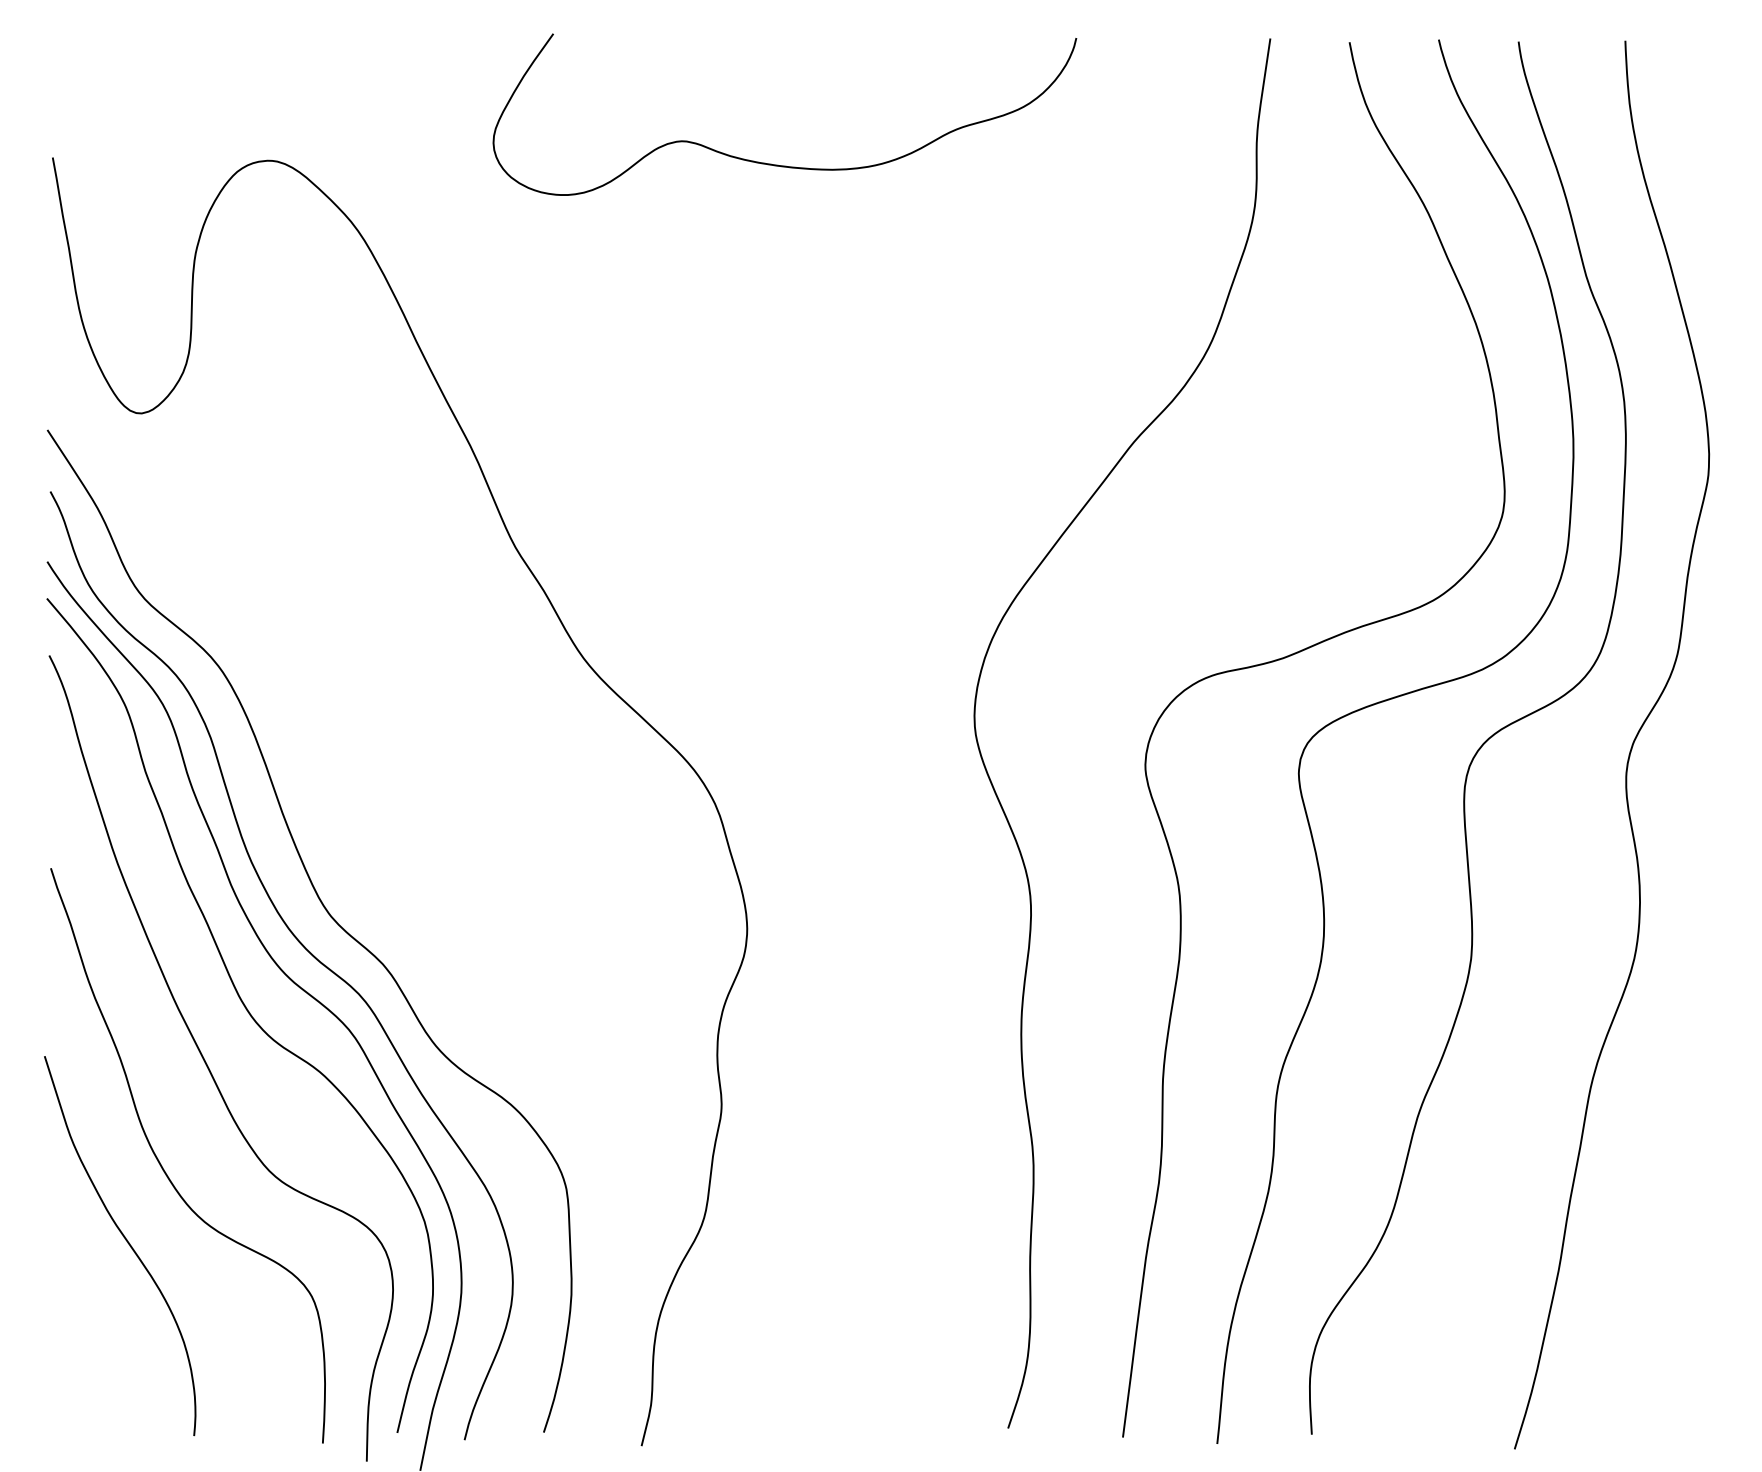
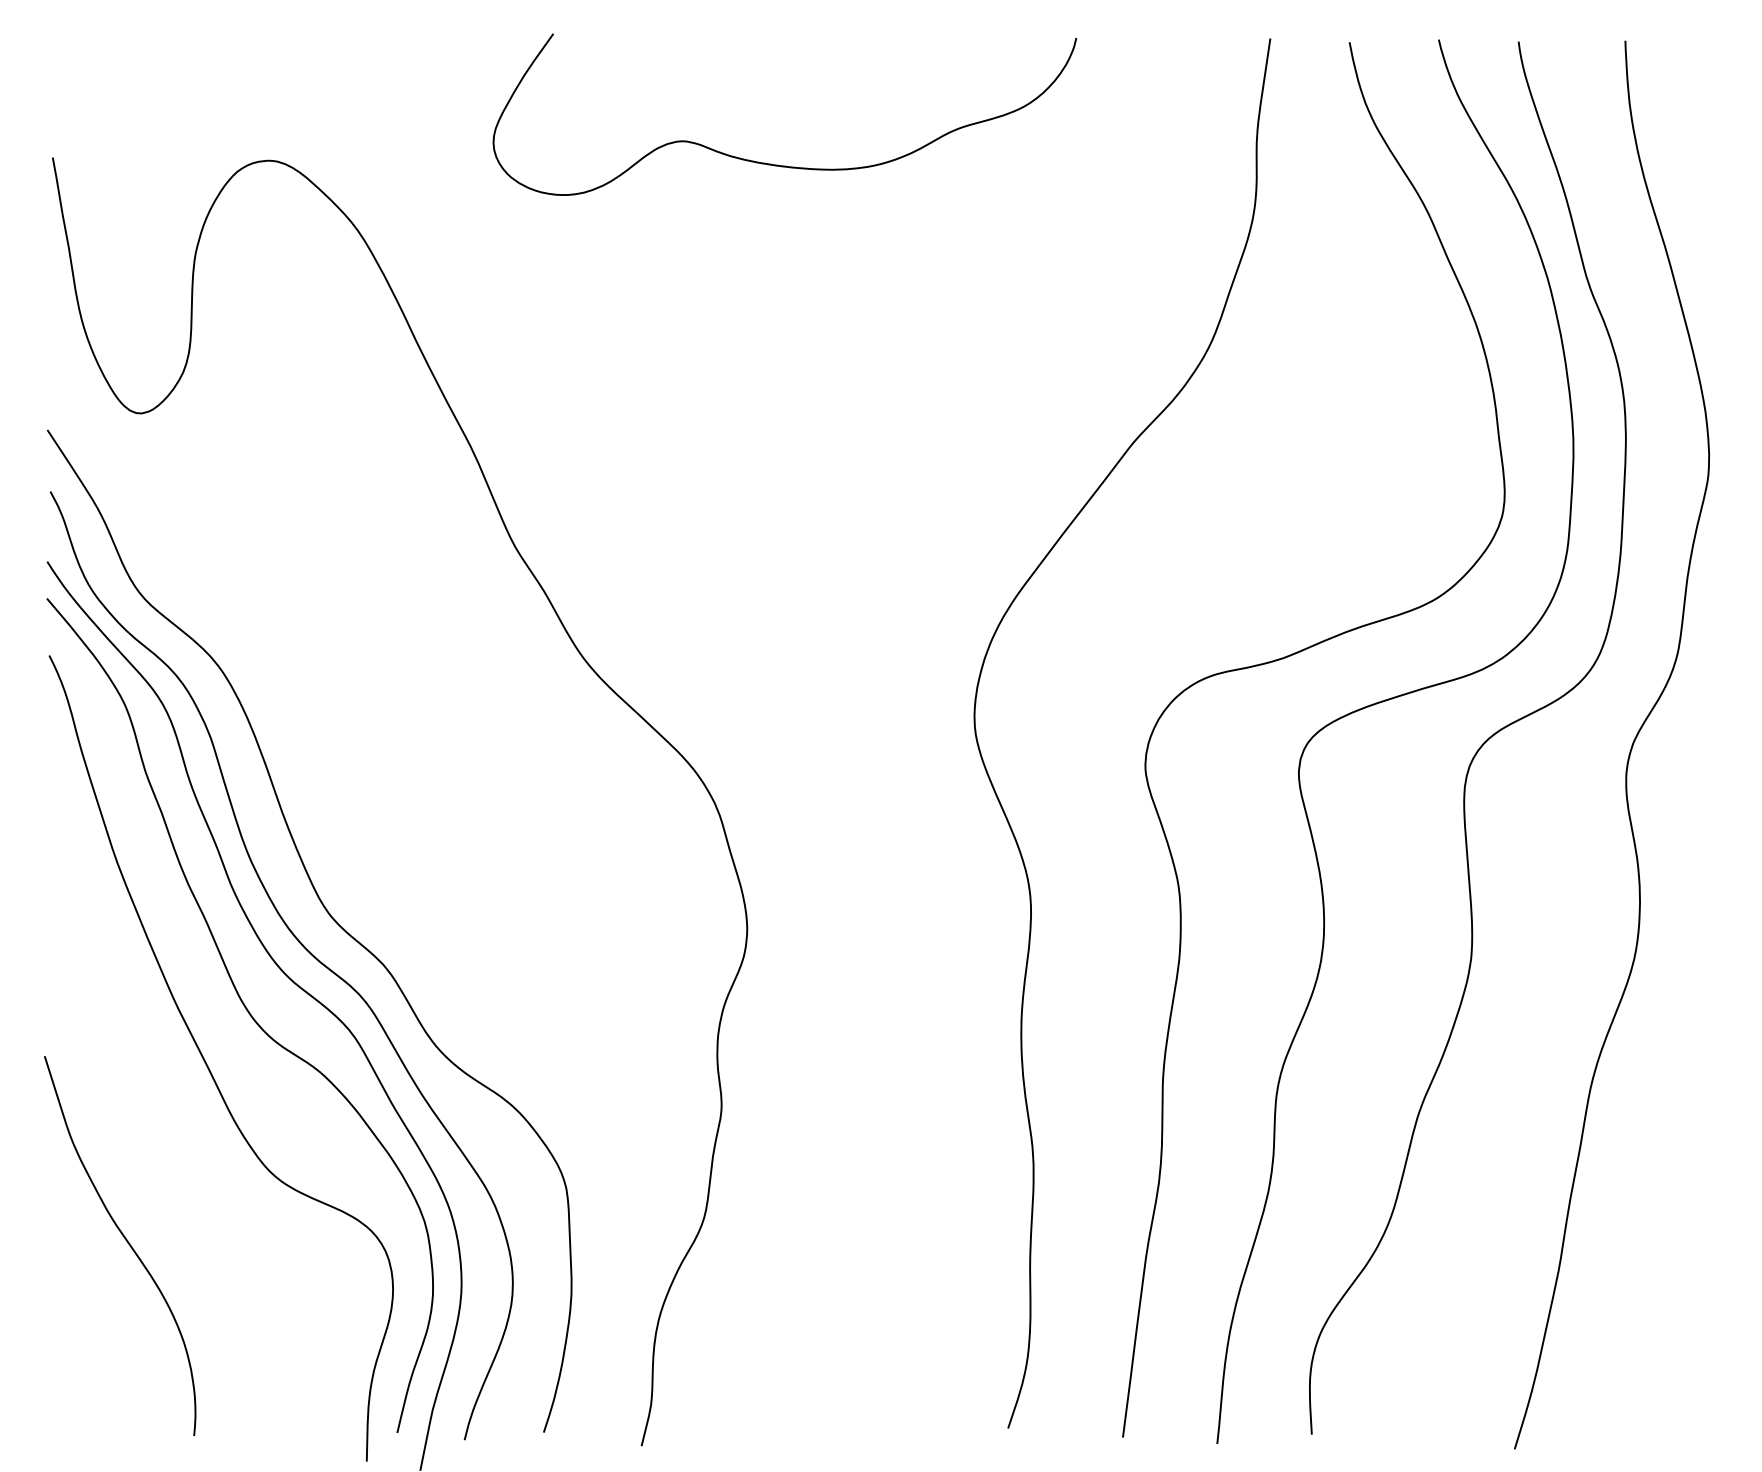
curve: present -> none (163, 1167)
